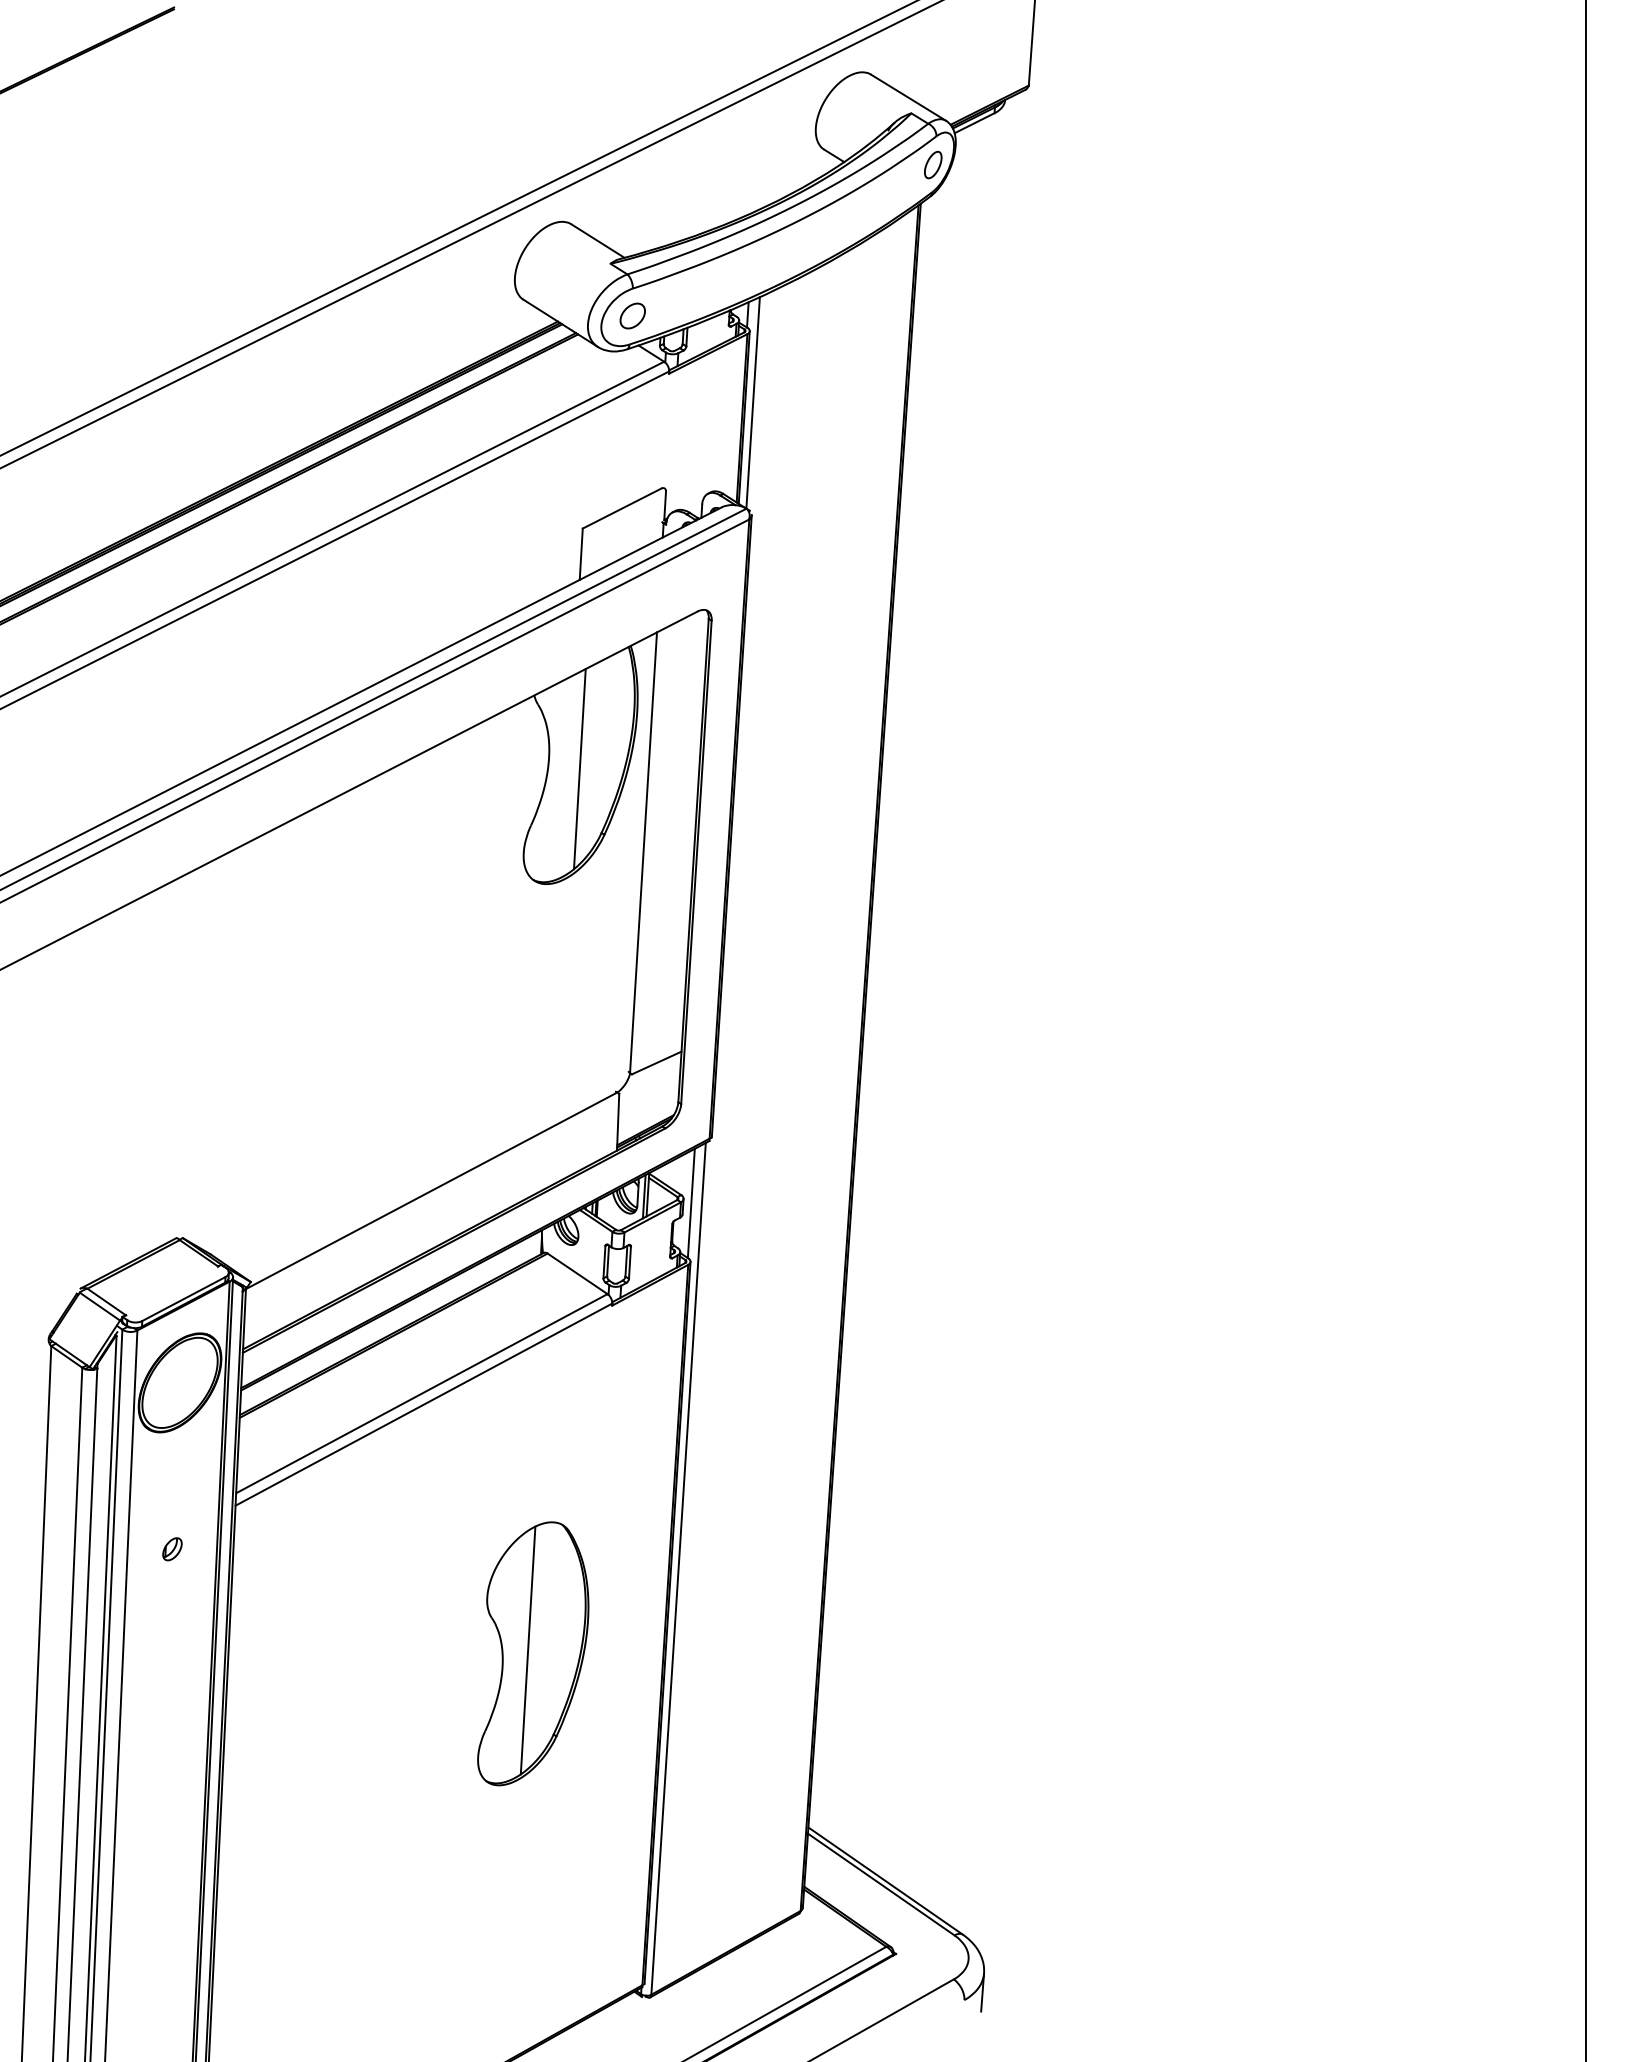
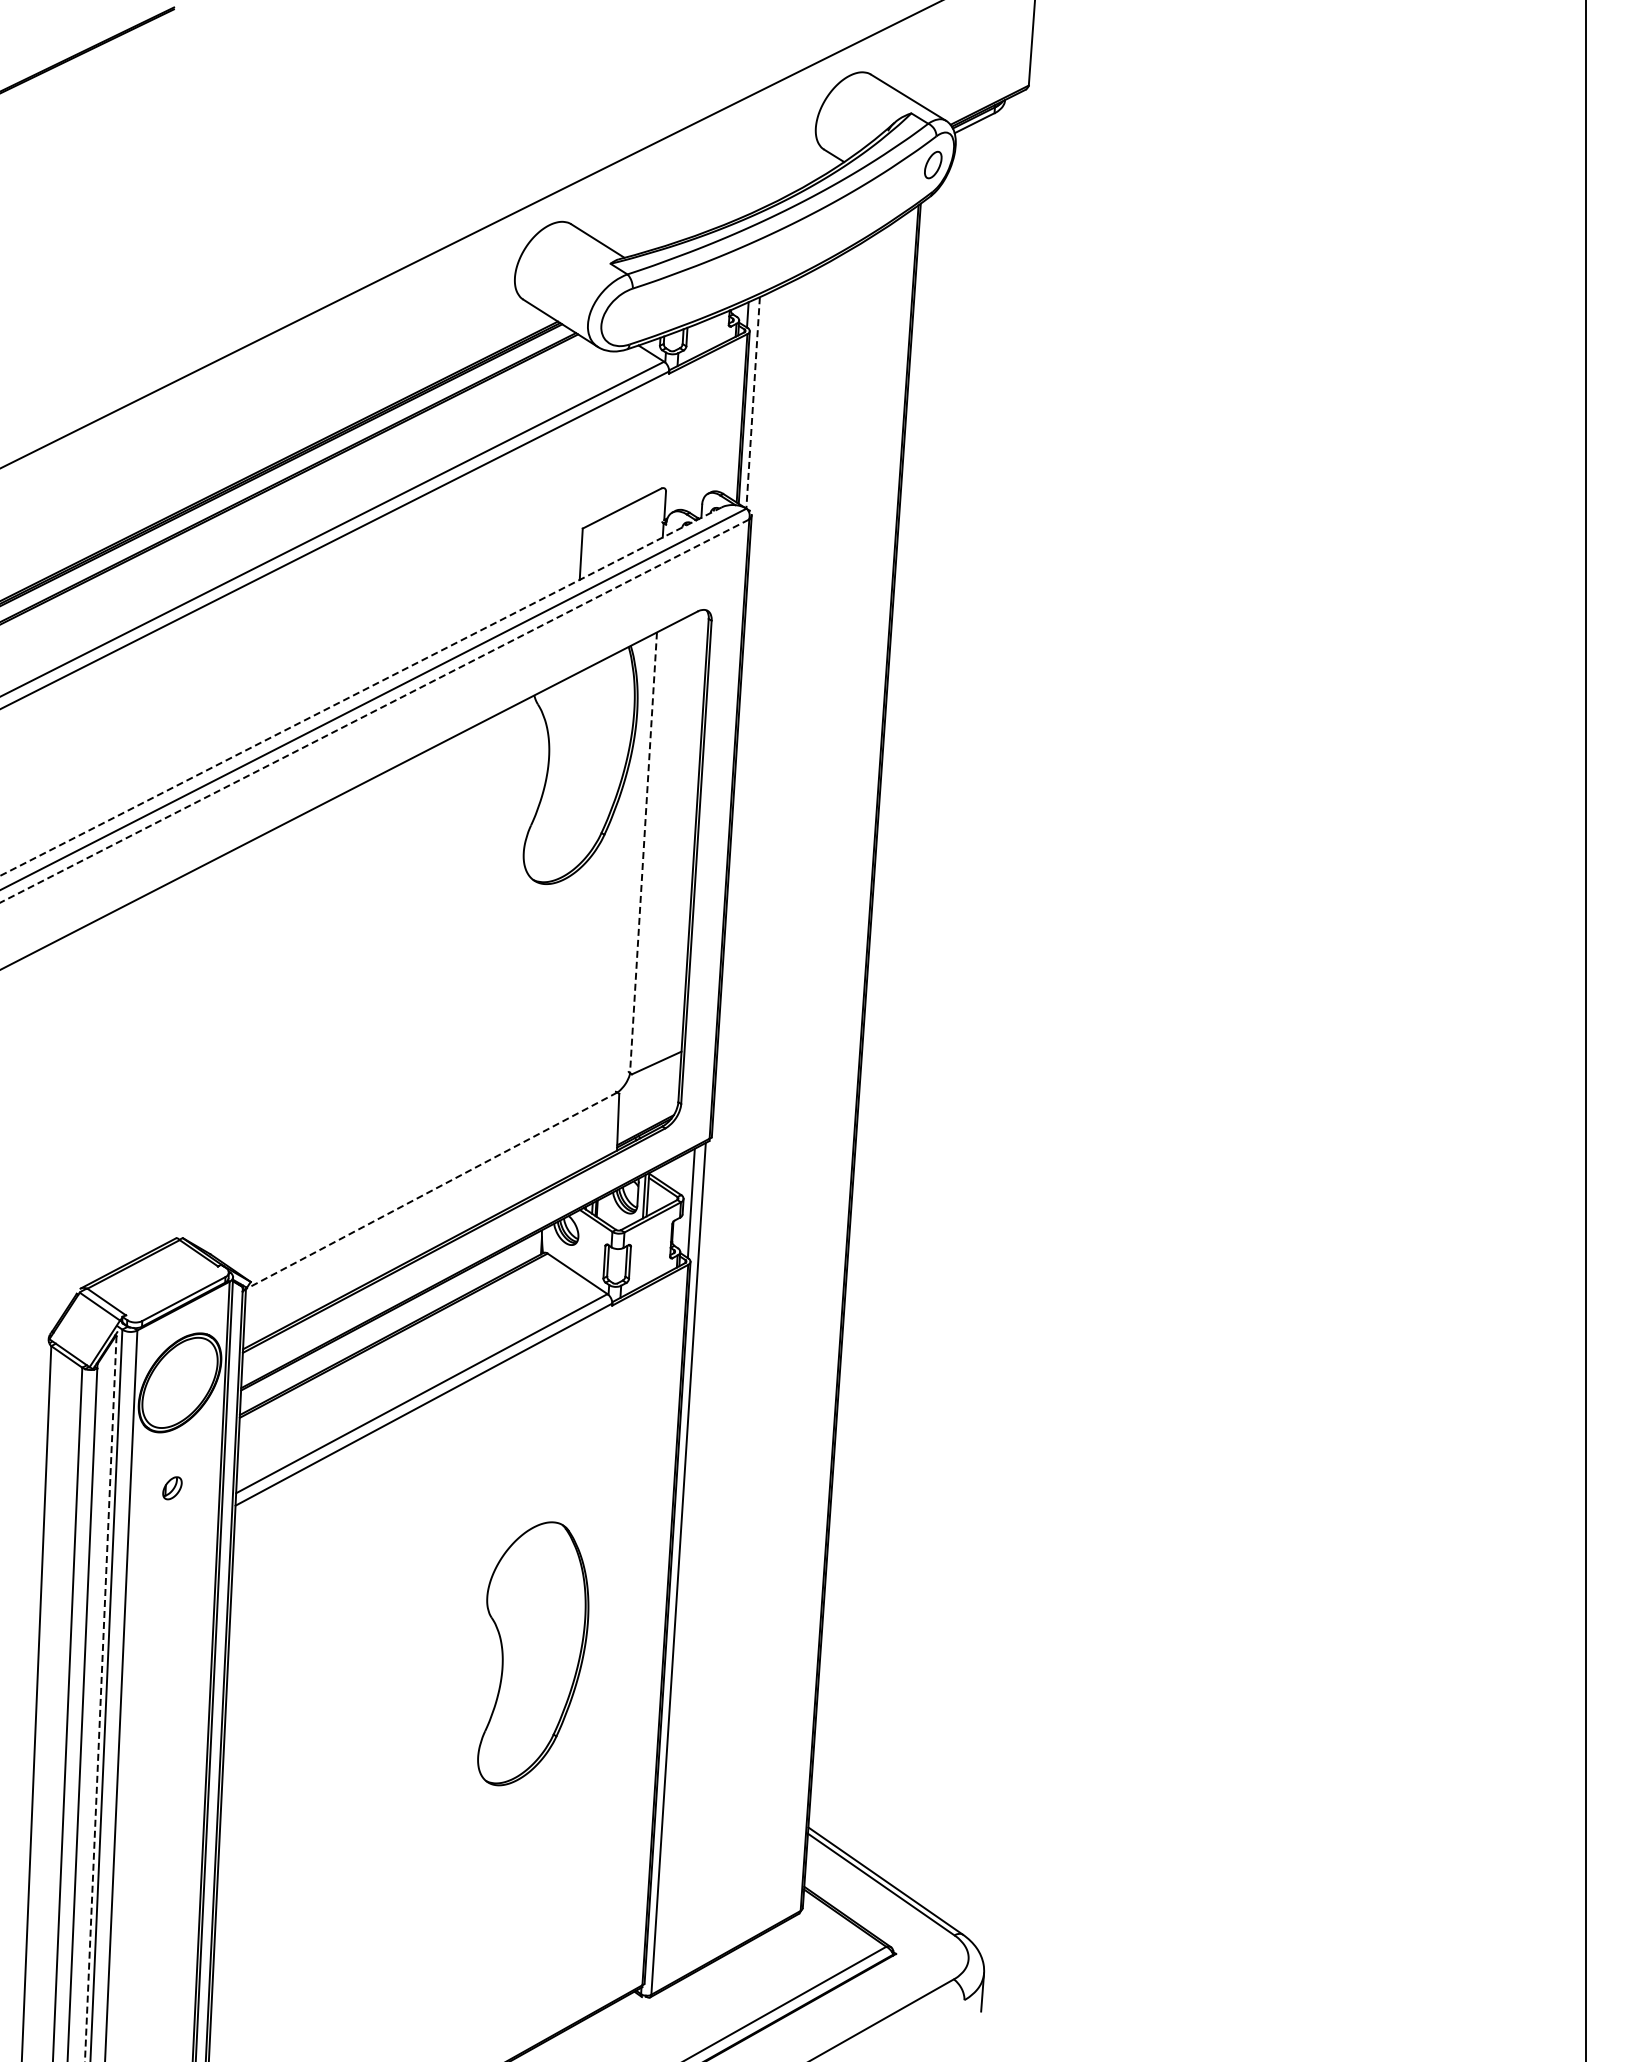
line: present -> none (458, 228)
part: present -> none (632, 315)
line: solid -> dashed (753, 402)
line: solid -> dashed (361, 691)
line: solid -> dashed (374, 711)
line: present -> none (579, 769)
line: solid -> dashed (643, 852)
line: solid -> dashed (431, 1191)
part position: (172, 1549) -> (172, 1488) (172, 1488)
line: present -> none (527, 1650)
line: solid -> dashed (100, 1698)
